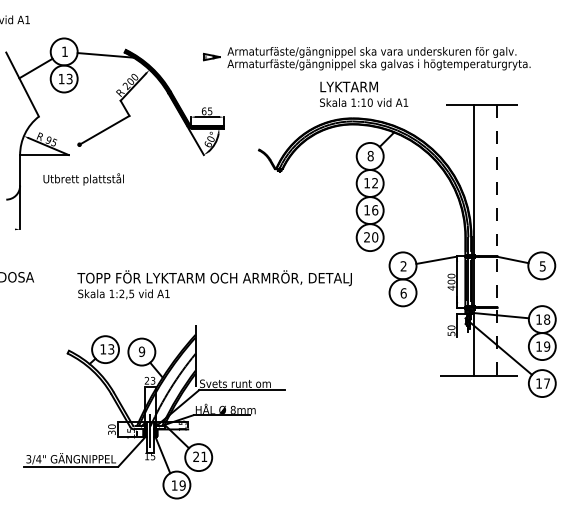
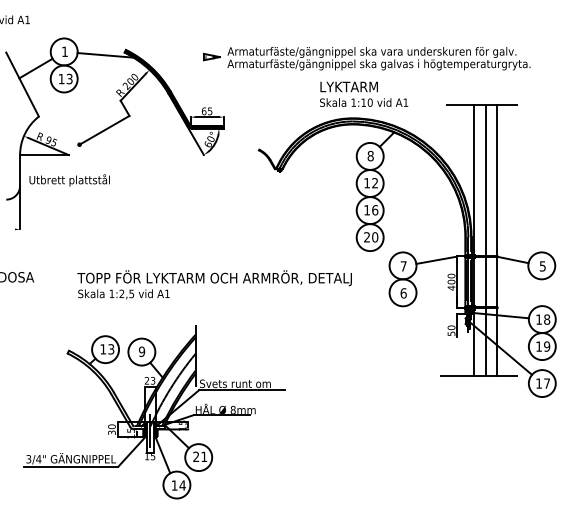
text position: (83, 179) -> (69, 180) (69, 180)
line: none -> present (485, 240)
line: dashed -> solid (497, 241)
text: 2 -> 7 (403, 266)
text: 19 -> 14 (182, 485)
